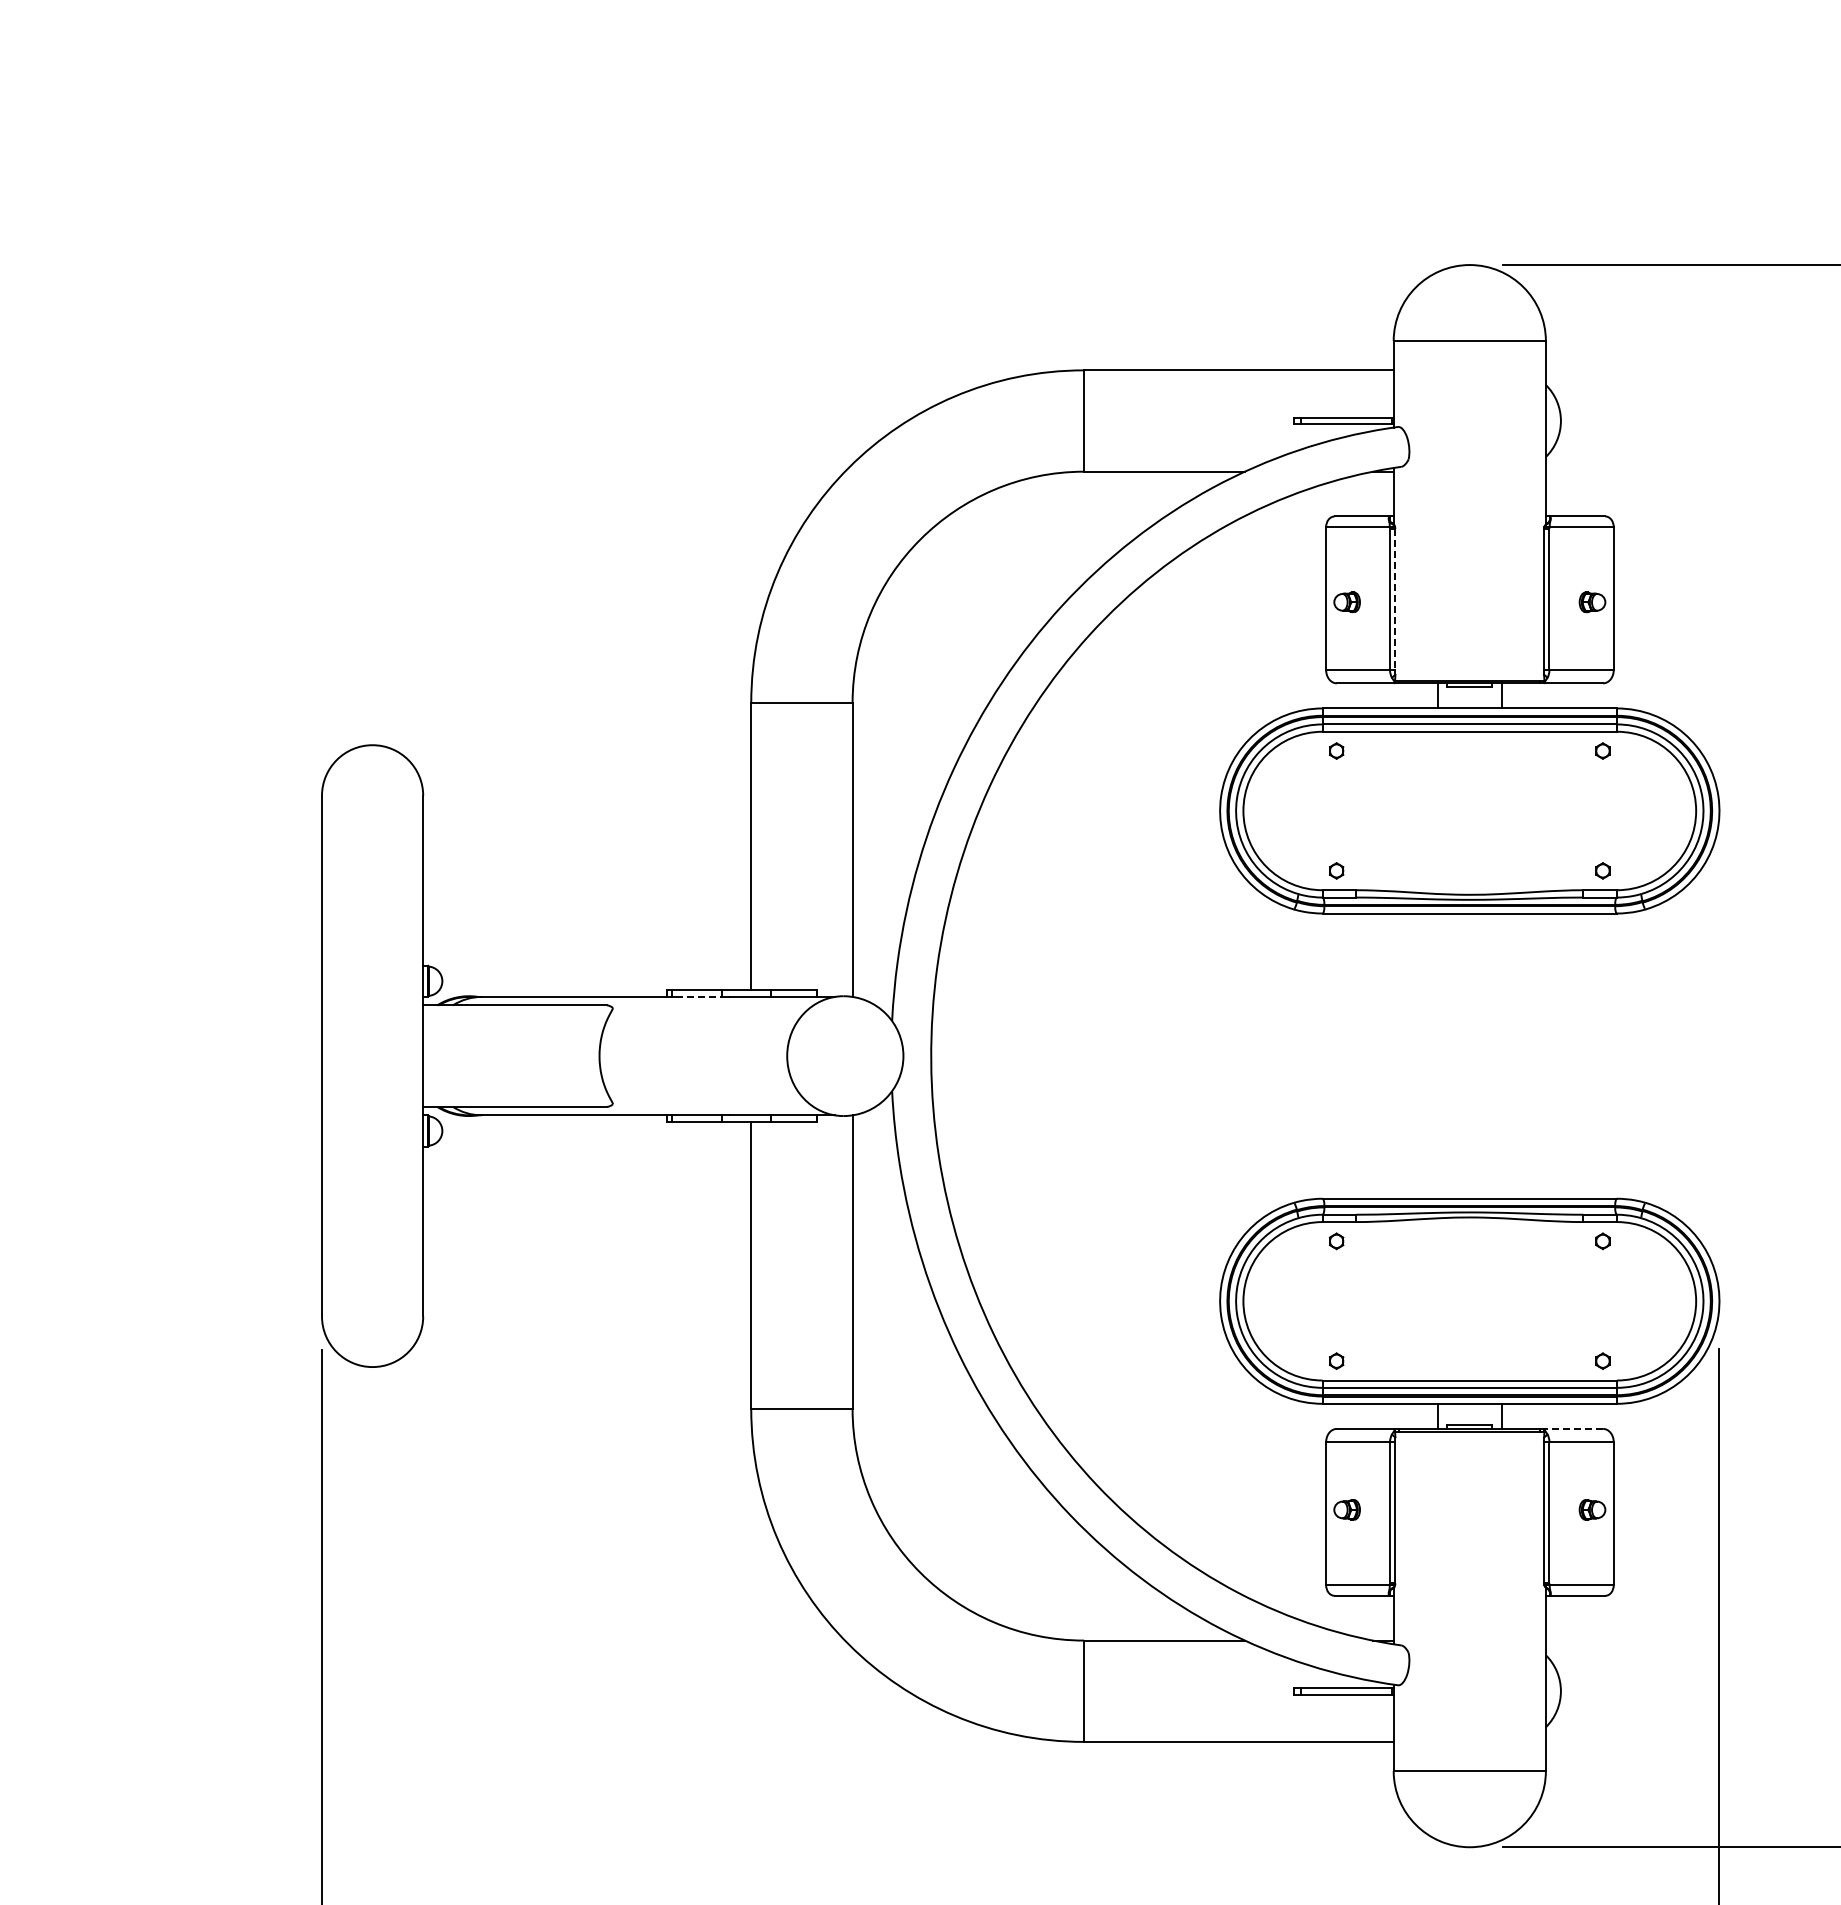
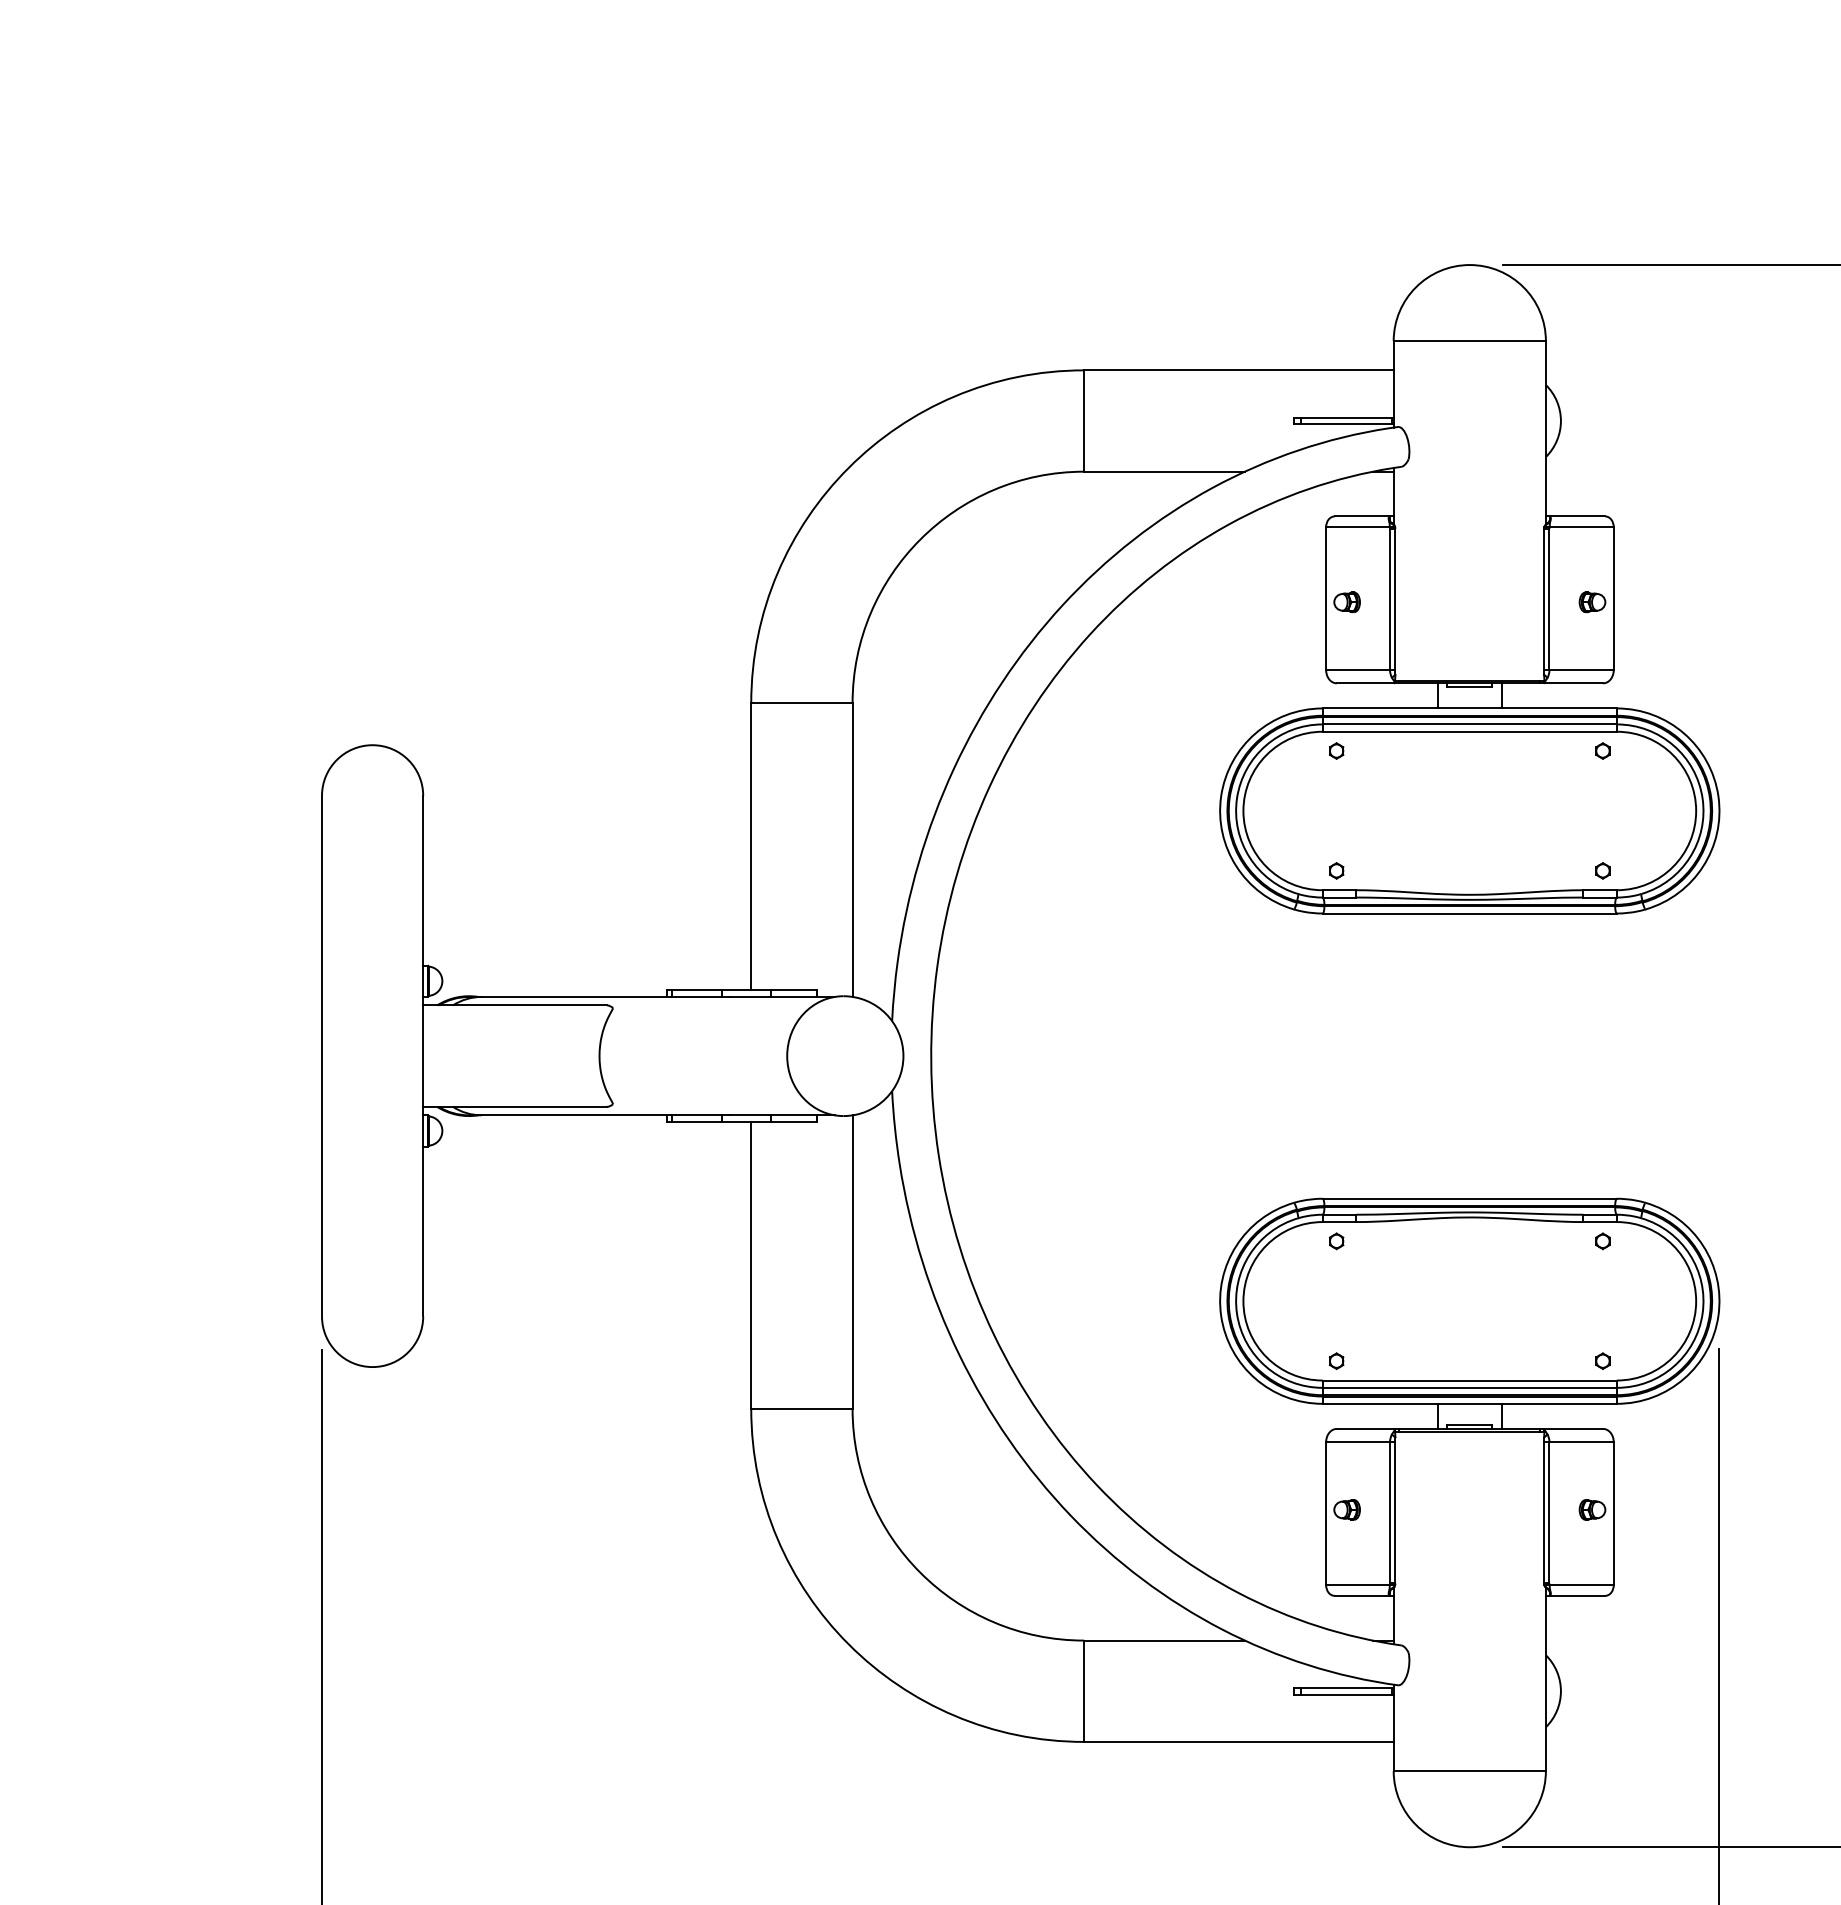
line: dashed -> solid (1395, 599)
line: dashed -> solid (699, 996)
line: dashed -> solid (1573, 1428)
